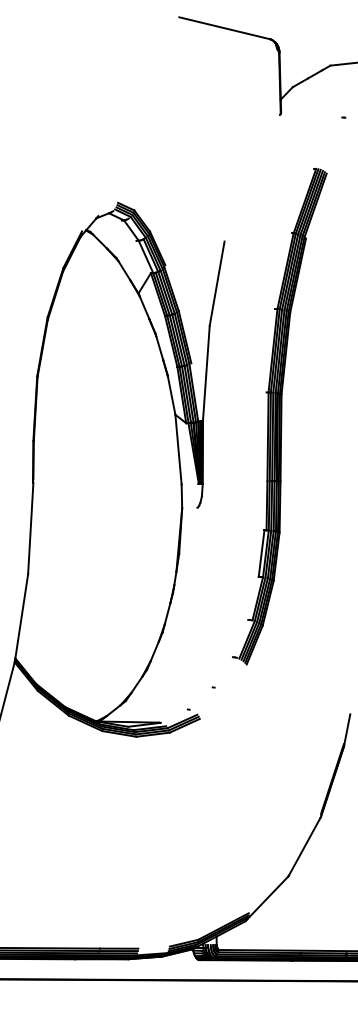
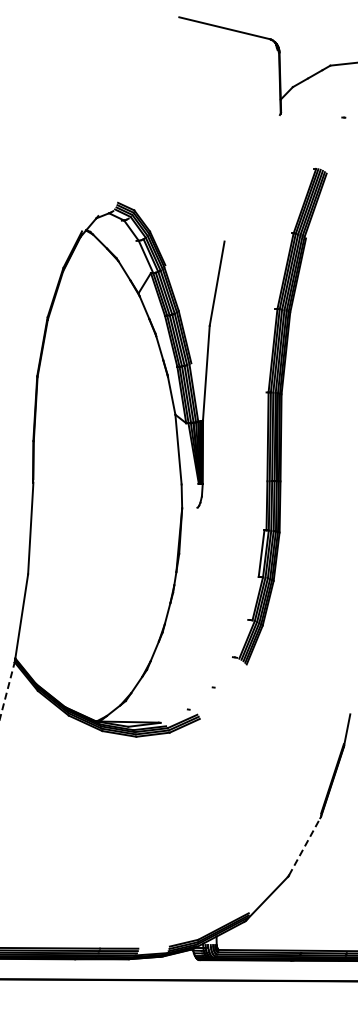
line: solid -> dashed (7, 690)
line: solid -> dashed (304, 846)
